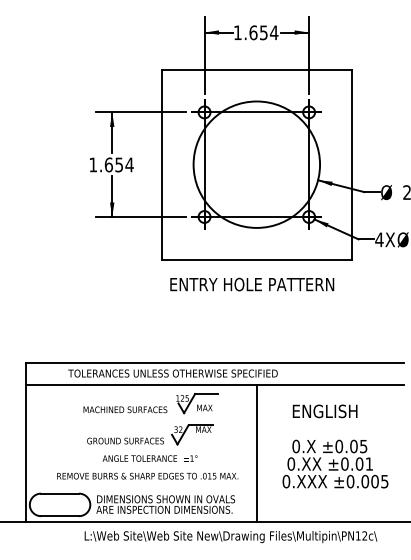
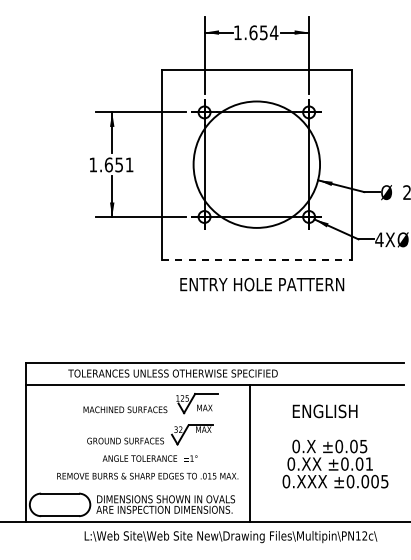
text: 1.654 -> 1.651 (129, 164)
line: solid -> dashed (256, 259)
text position: (252, 284) -> (262, 284) (262, 284)
line position: (256, 453) -> (249, 453) (249, 453)
